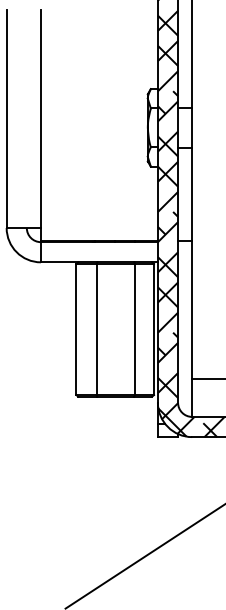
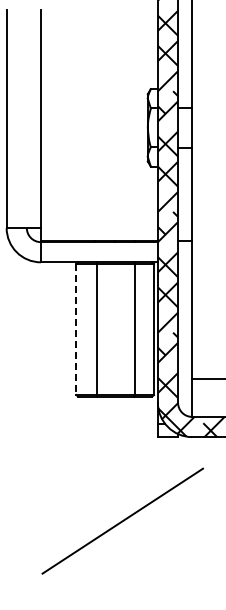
line: solid -> dashed (76, 329)
line position: (145, 555) -> (122, 520) (122, 520)
